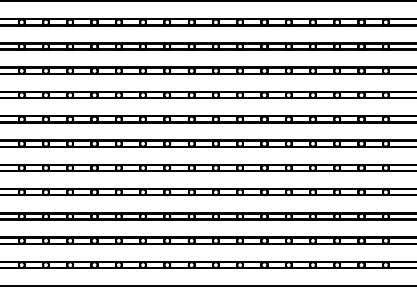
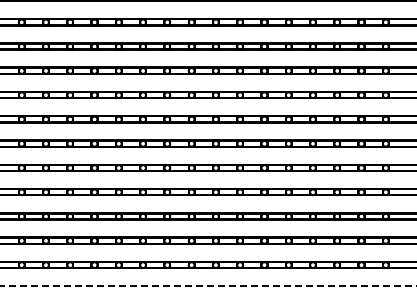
line: solid -> dashed (208, 285)
